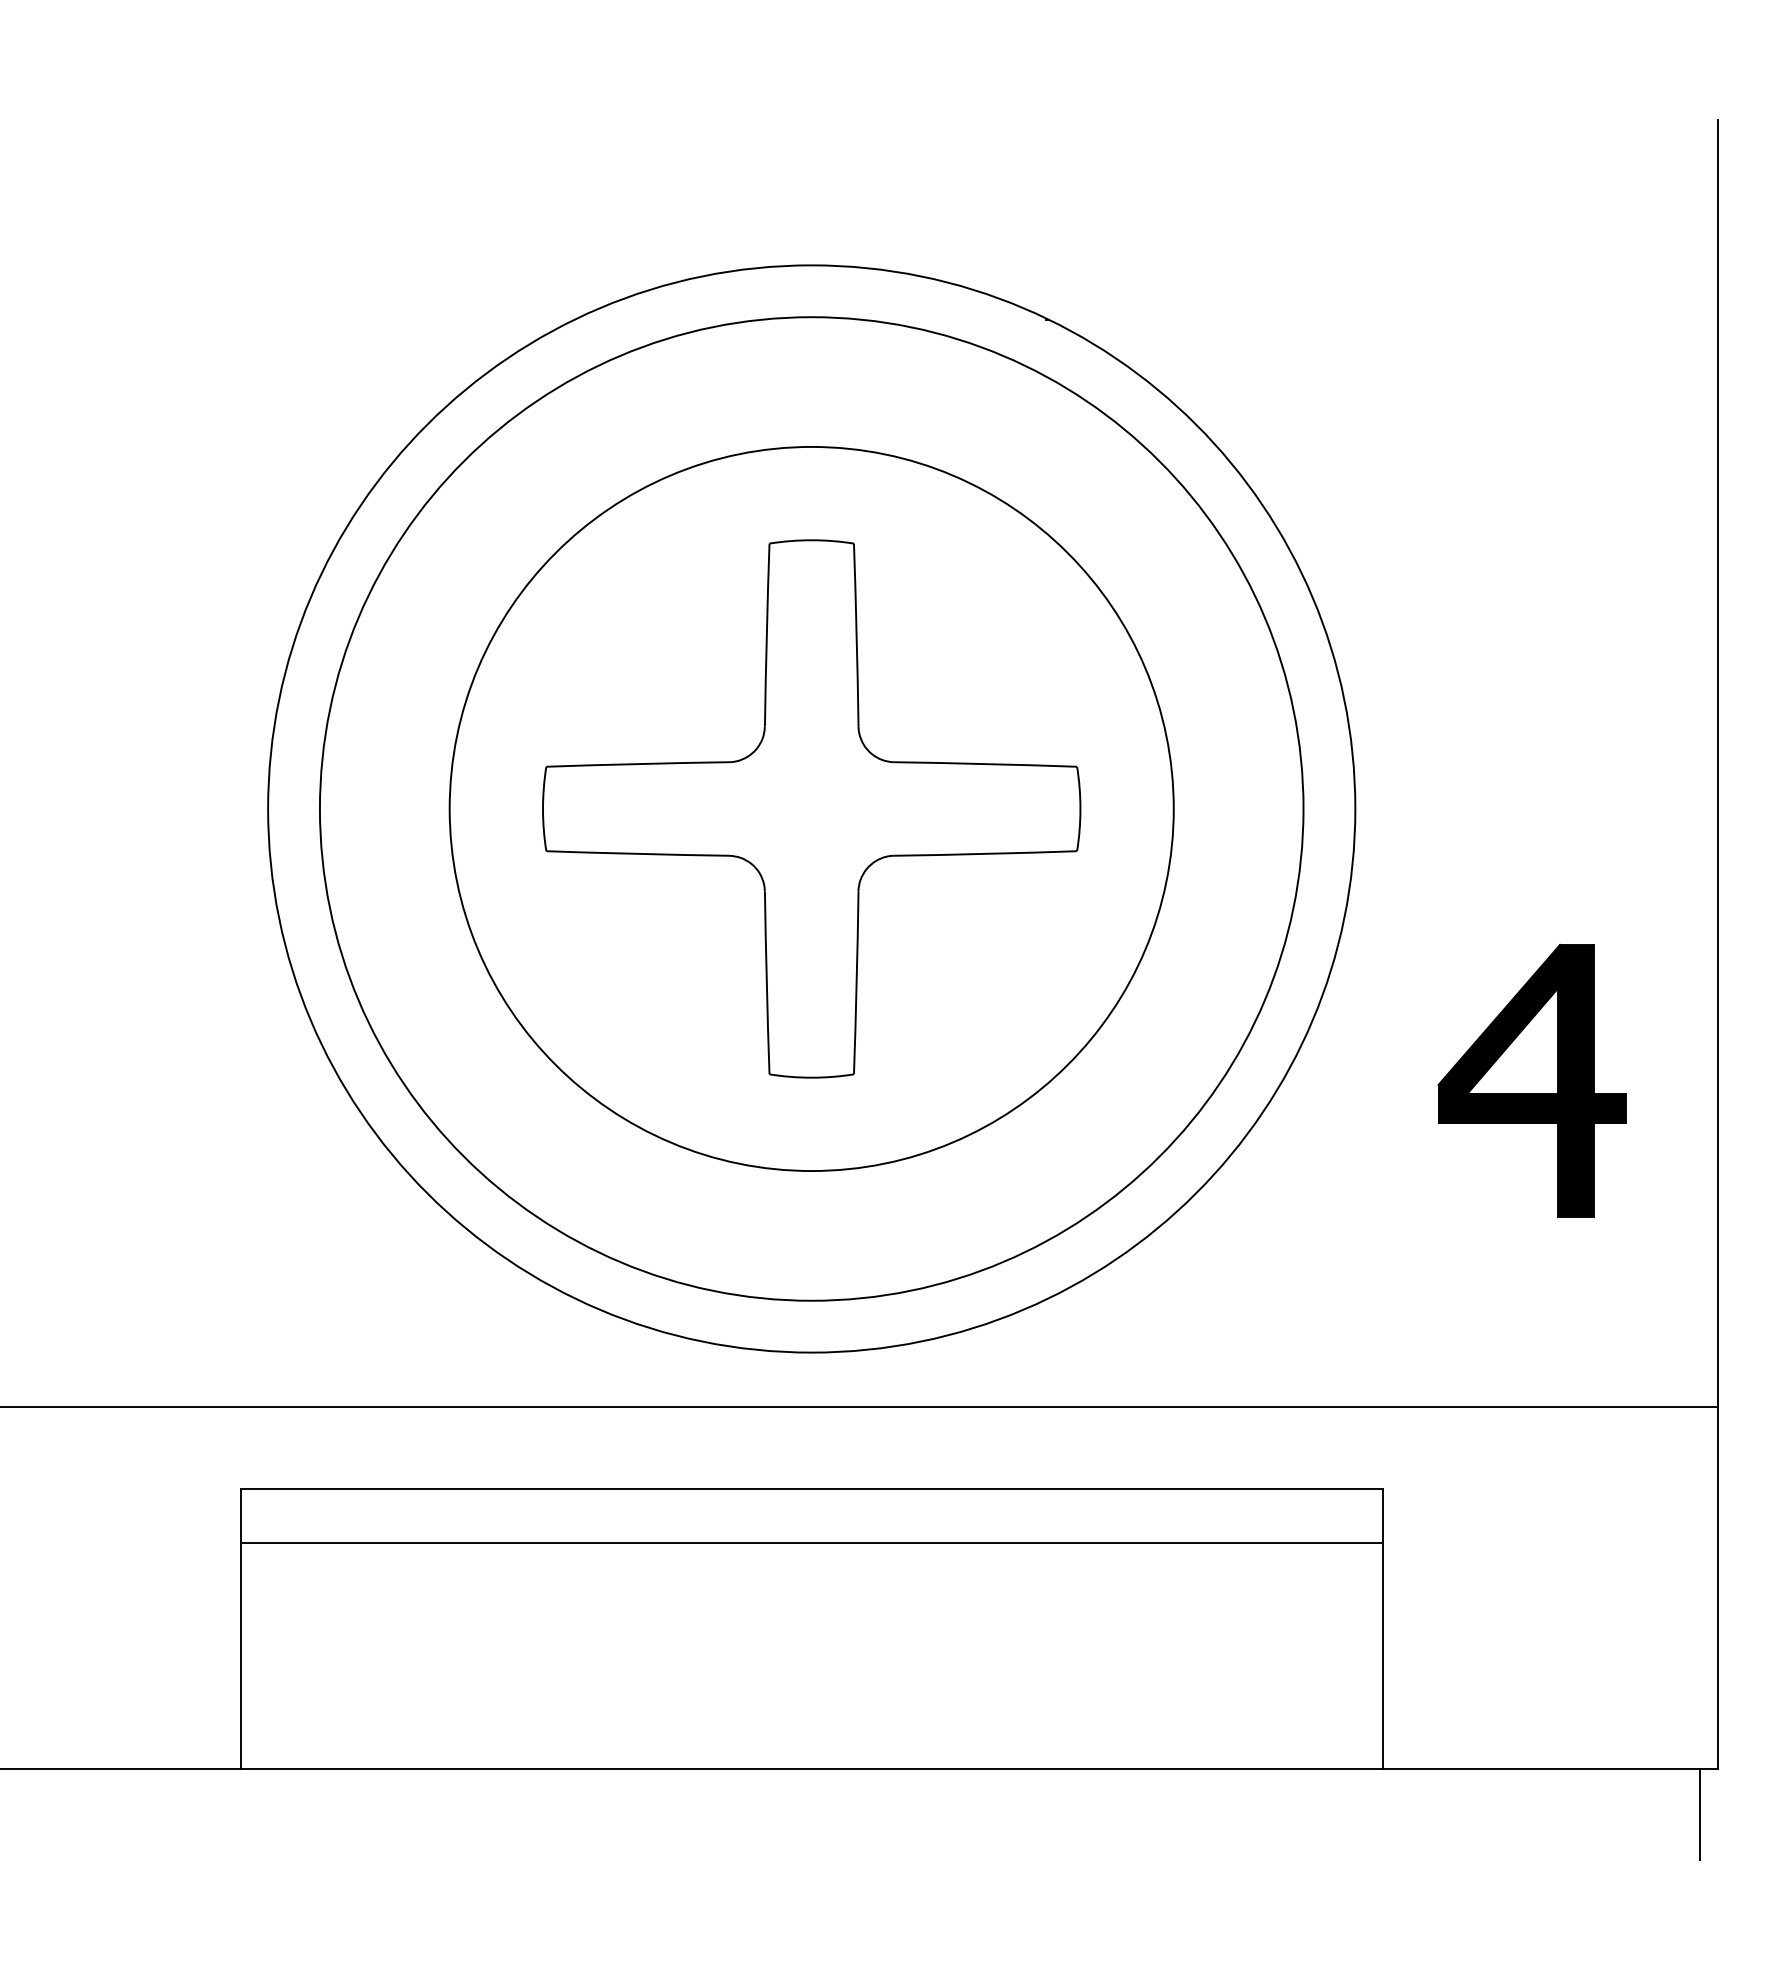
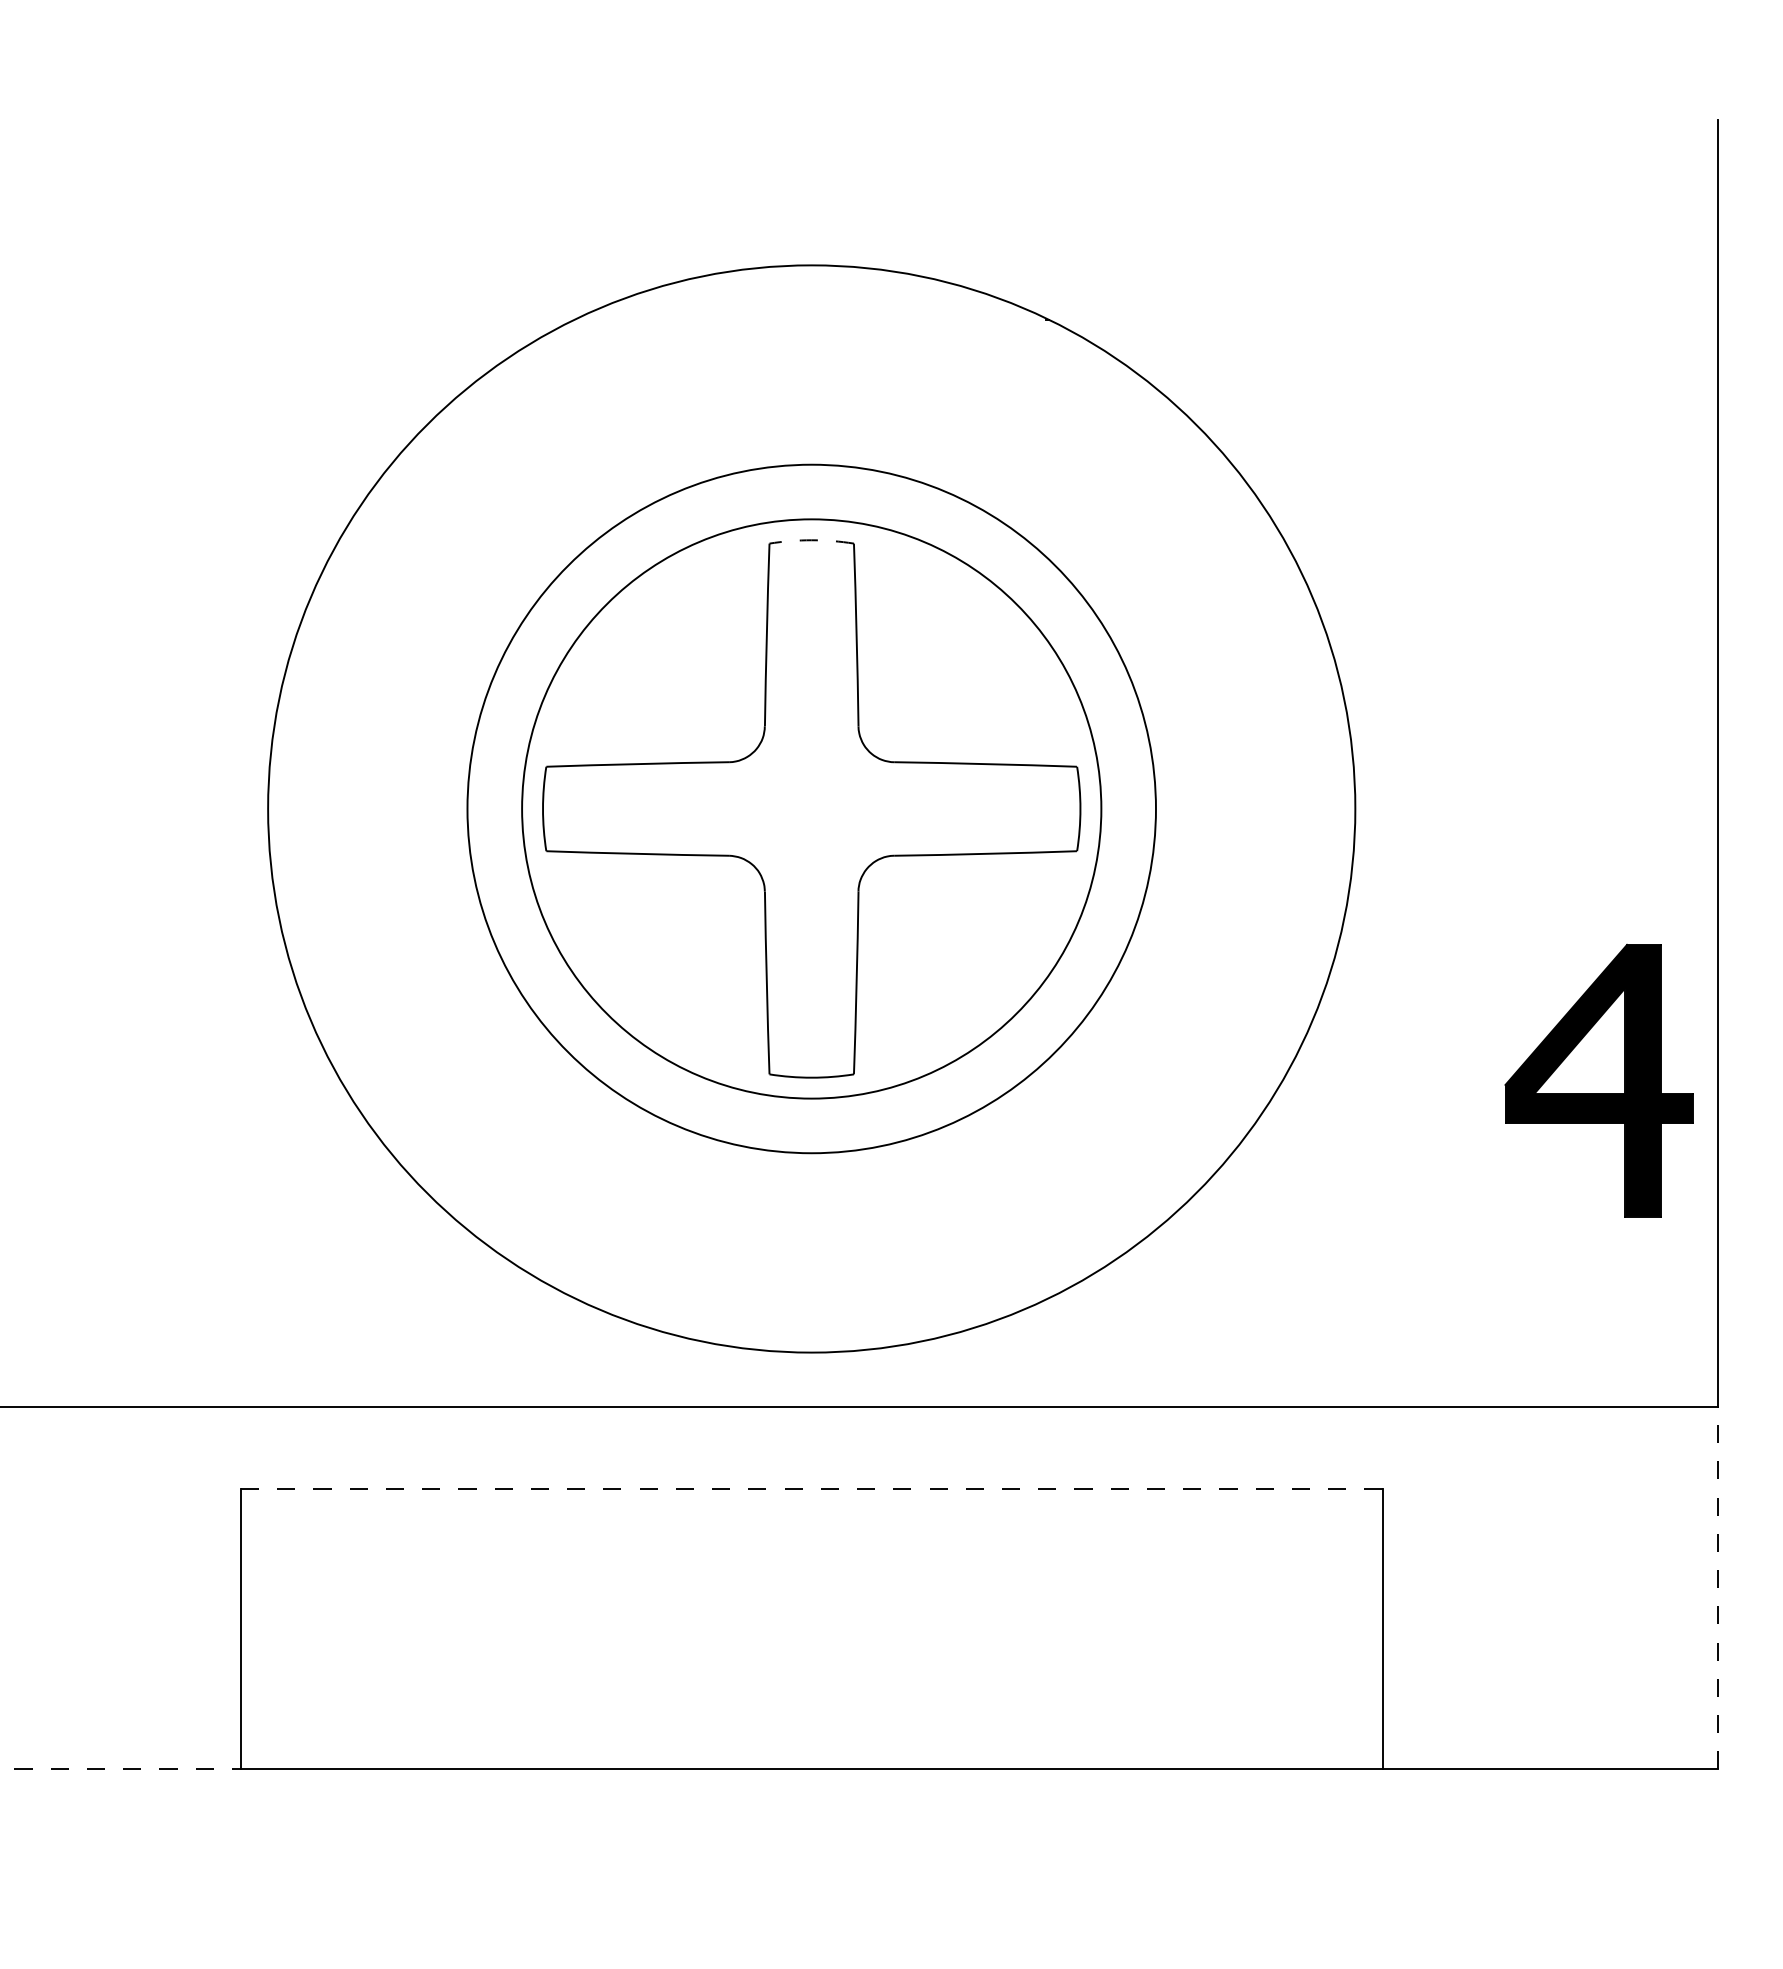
arc: solid -> dashed (811, 540)
circle diameter: 724 px -> 579 px (811, 808)
circle diameter: 984 px -> 688 px (811, 808)
part position: (1531, 1080) -> (1598, 1080) (1598, 1080)
line: solid -> dashed (811, 1488)
line: present -> none (811, 1542)
line: solid -> dashed (1717, 1587)
line: solid -> dashed (121, 1769)
line: present -> none (1699, 1814)
